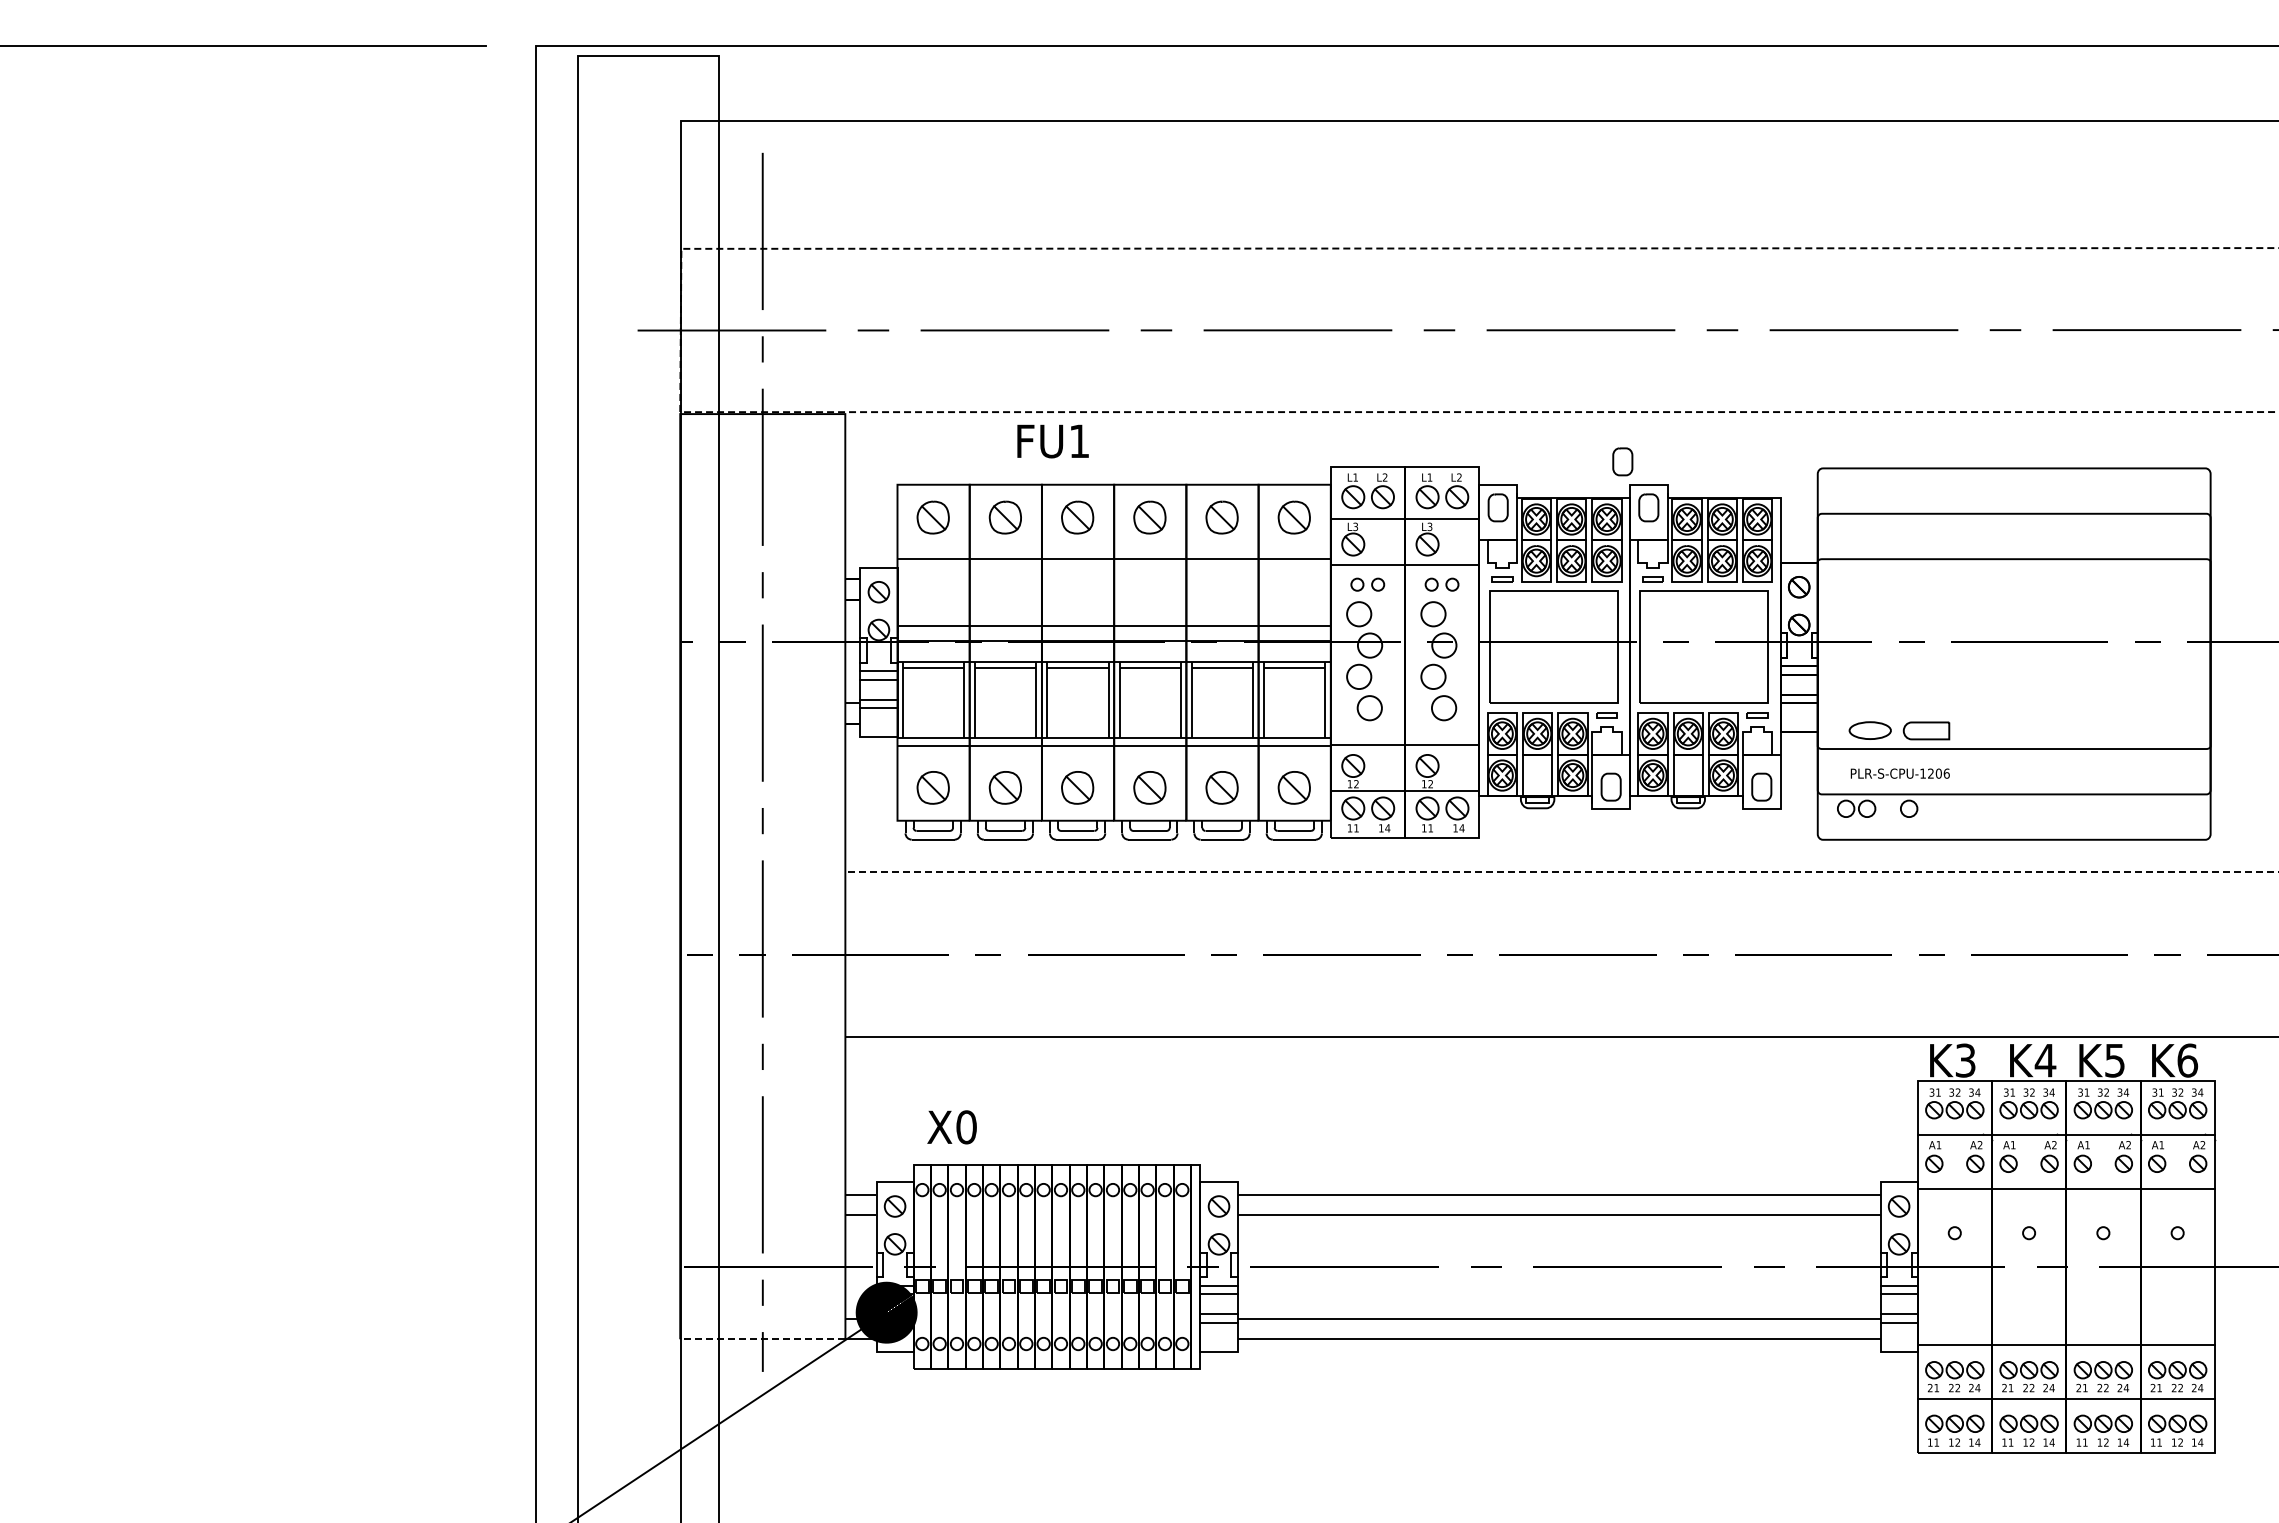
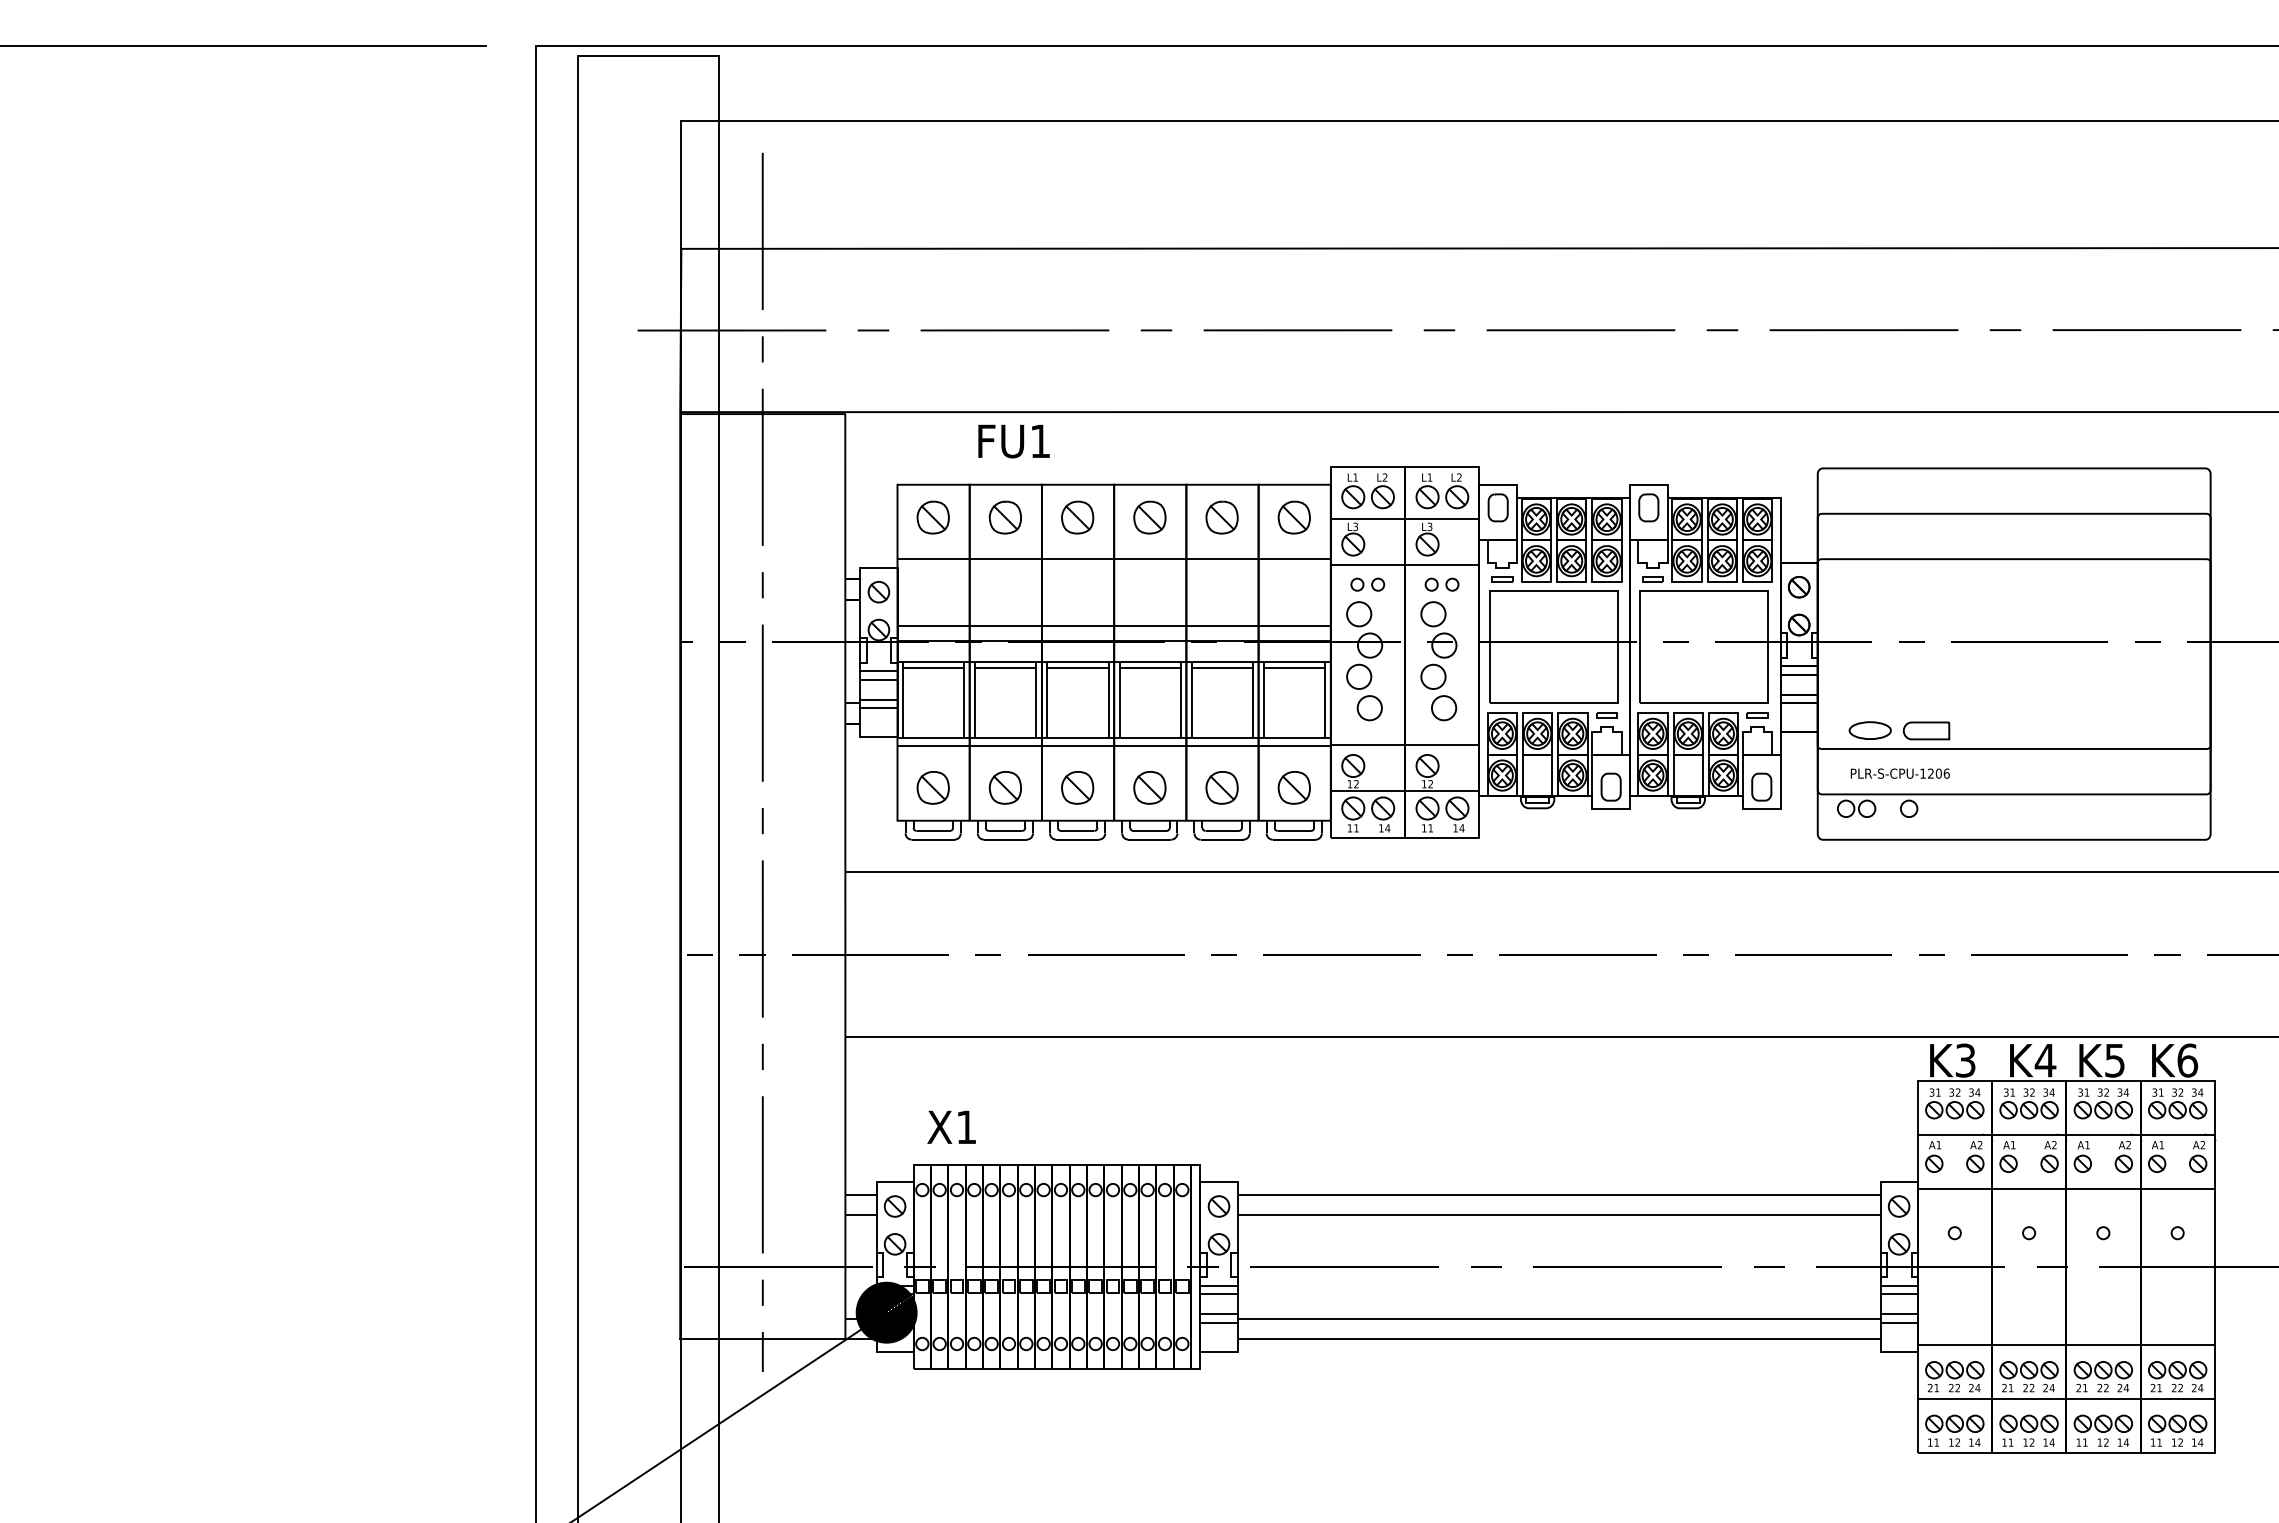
line: dashed -> solid (680, 331)
text position: (1052, 441) -> (1013, 441) (1013, 441)
part: present -> none (1622, 461)
line: dashed -> solid (1562, 872)
text: X0 -> X1 (966, 1127)
line: dashed -> solid (762, 1339)
